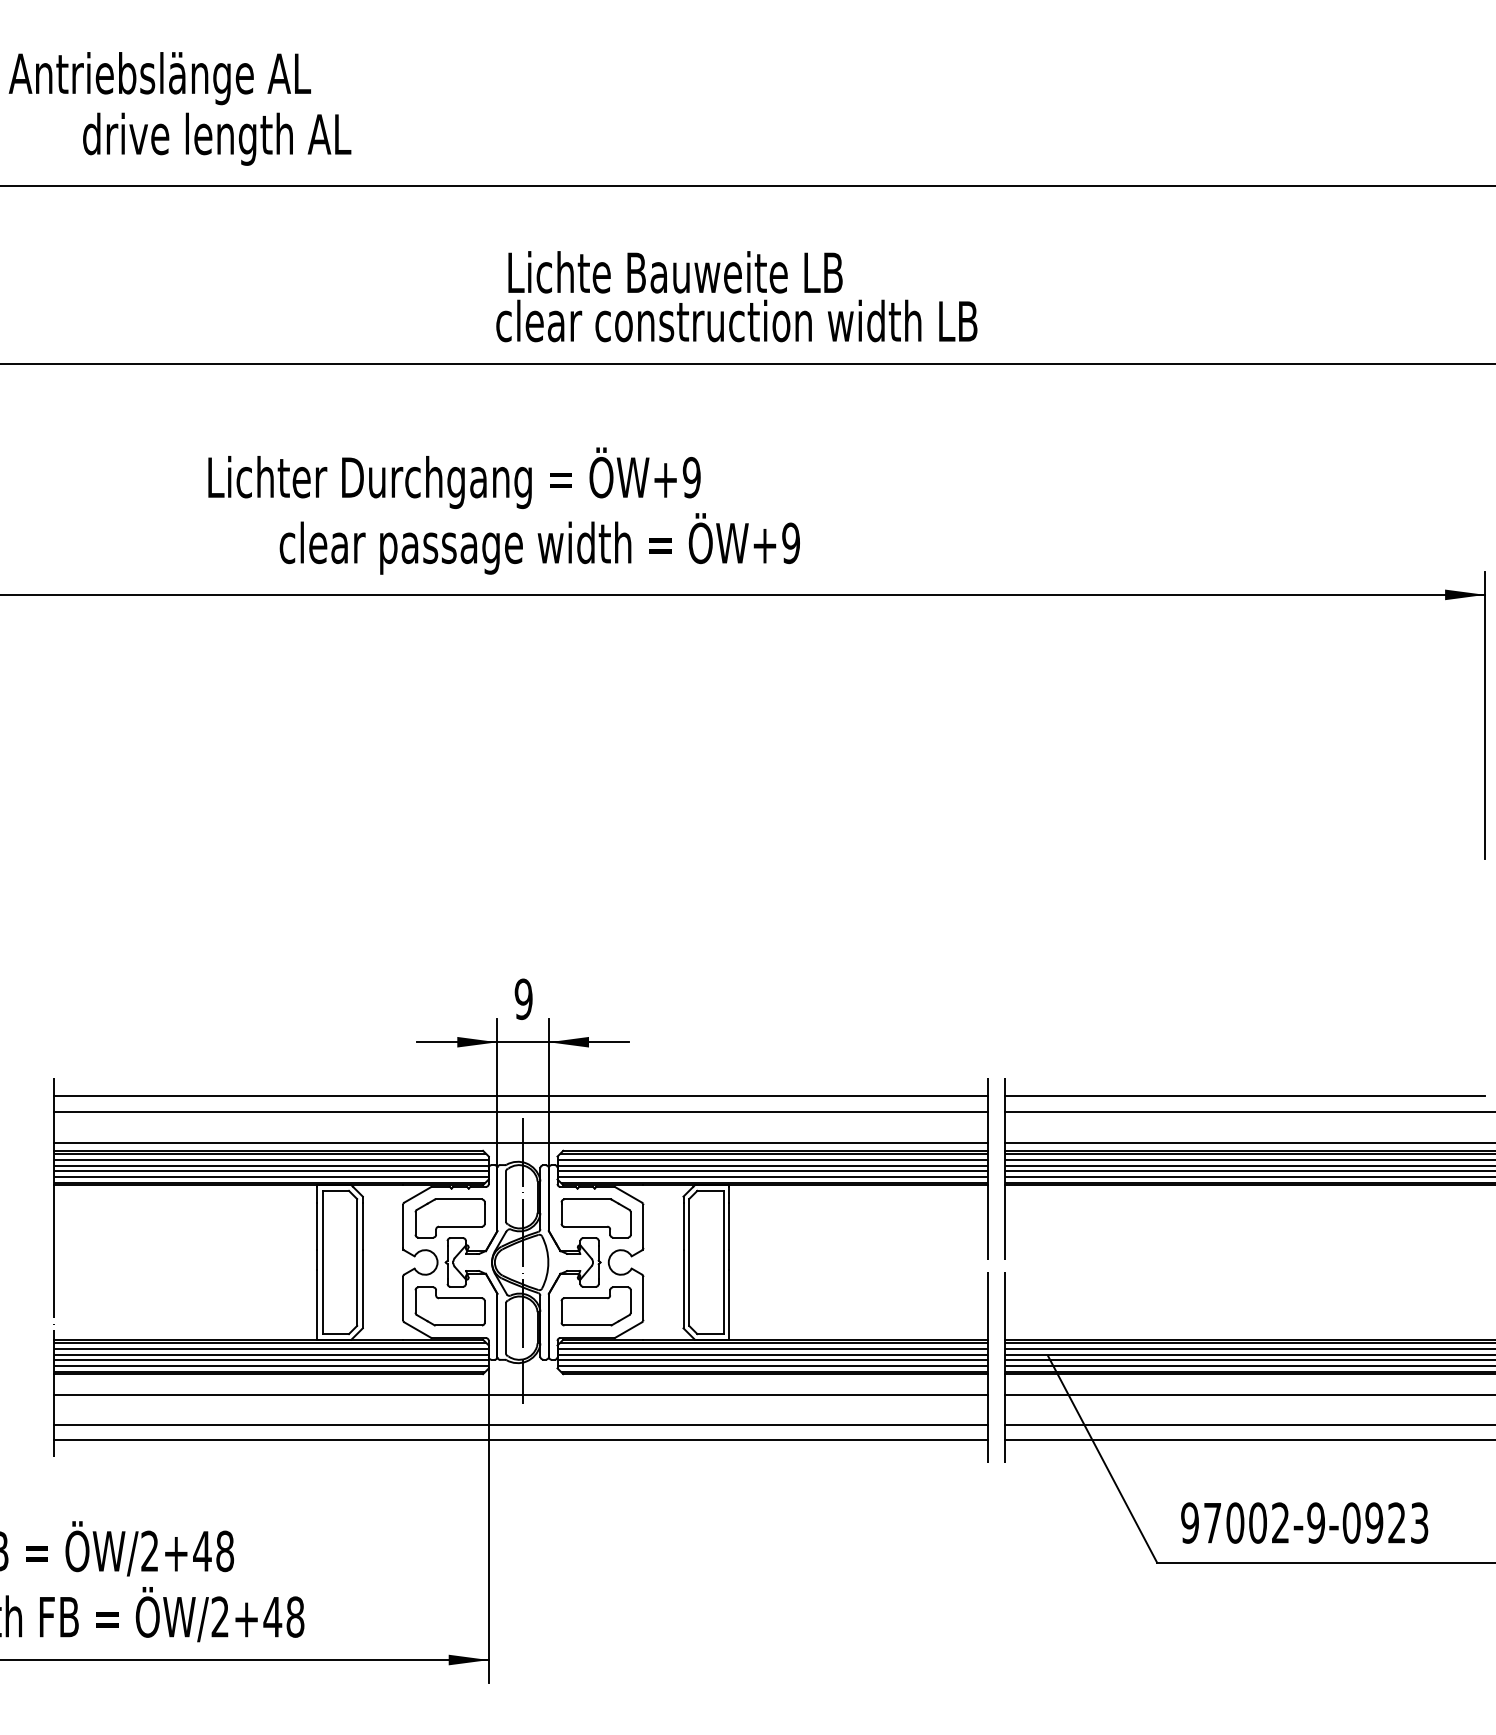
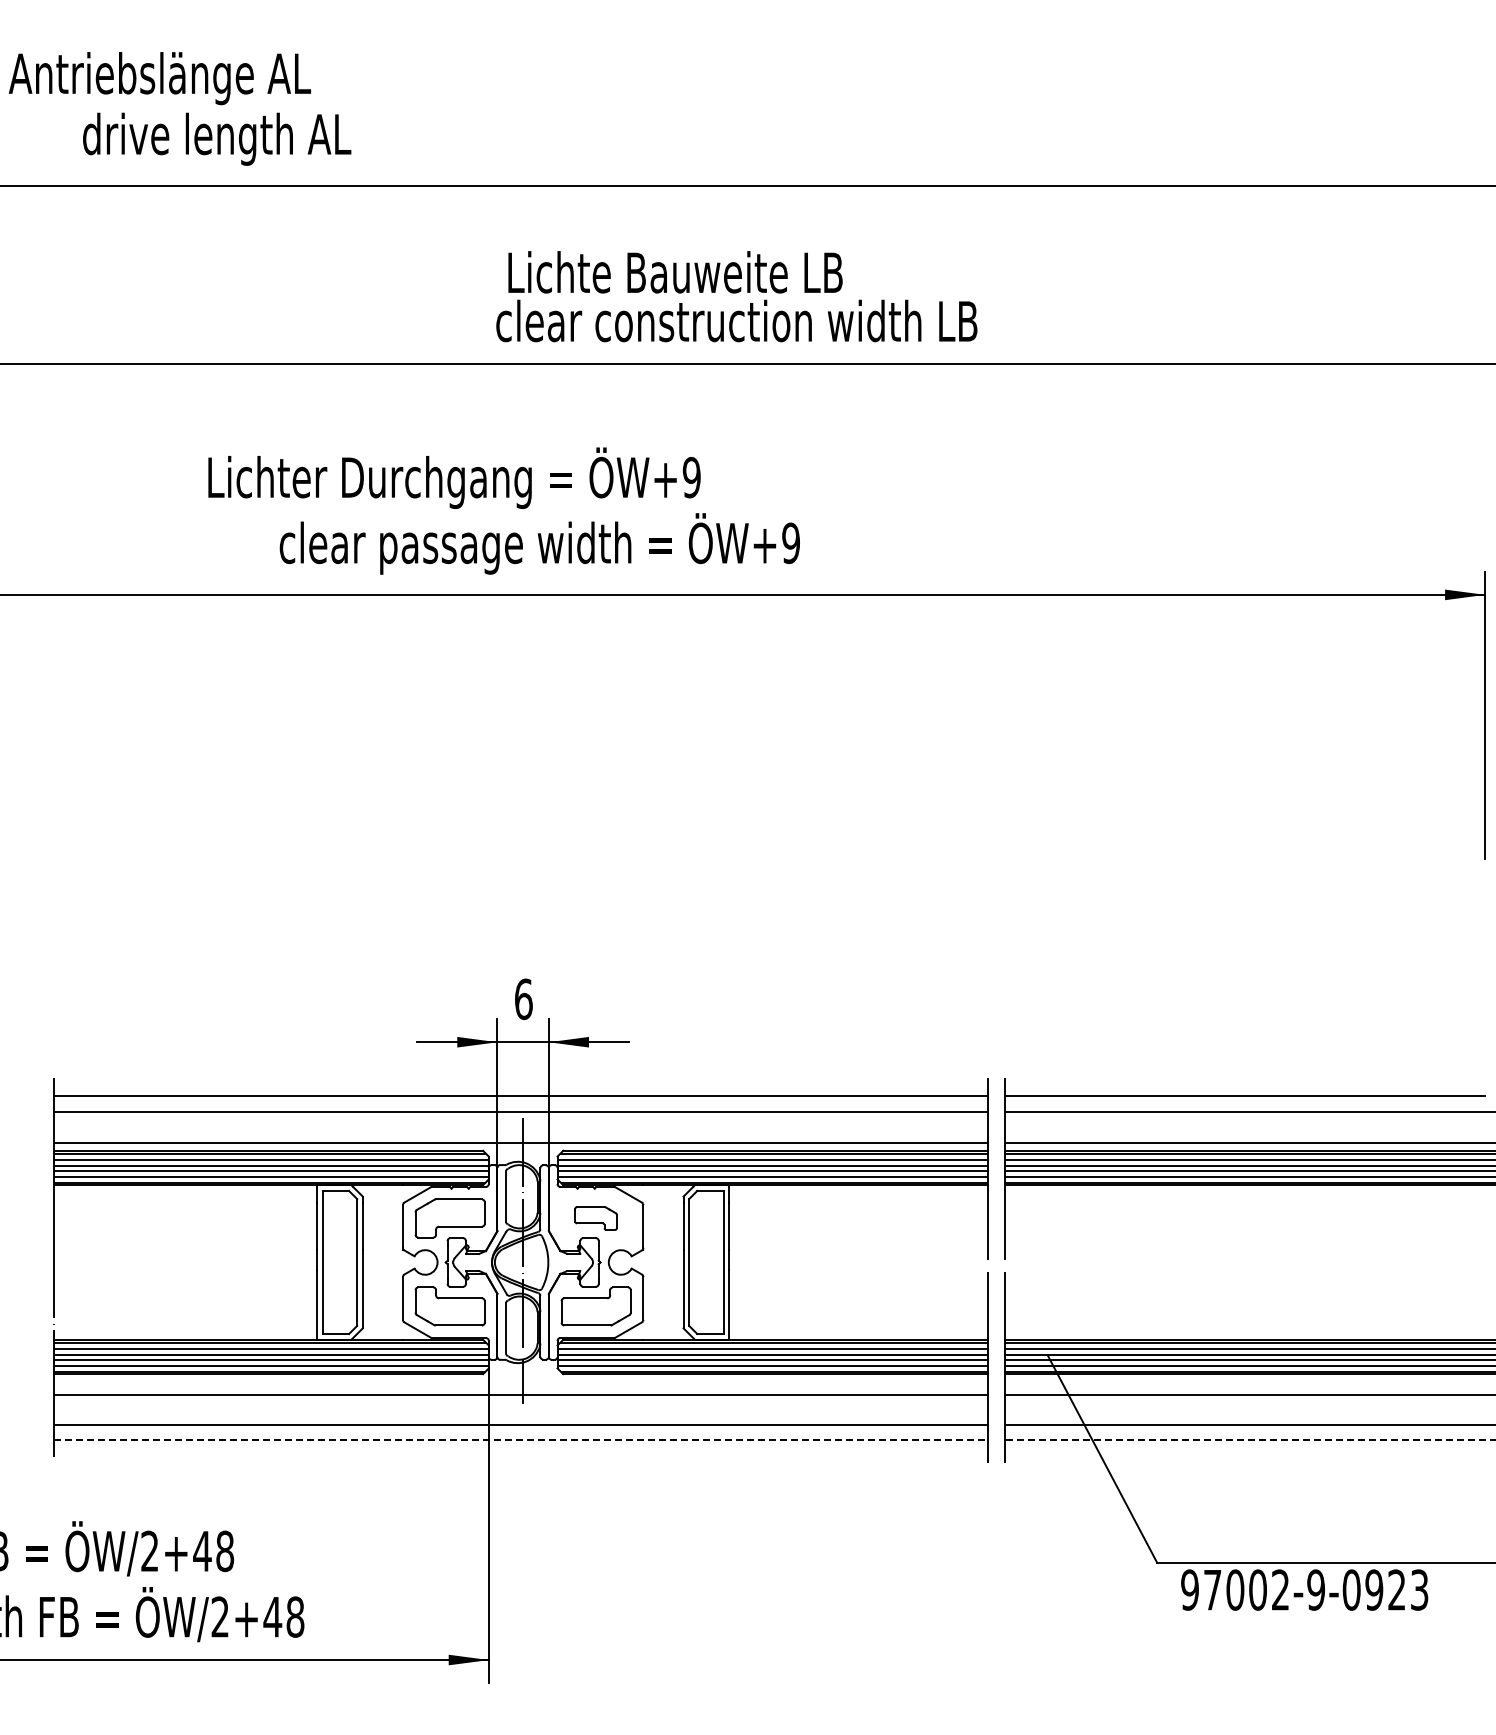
text: 9 -> 6 (523, 999)
part size: 72x41 px -> 44x25 px (595, 1218)
line: solid -> dashed (521, 1439)
line: solid -> dashed (1250, 1439)
text position: (1304, 1522) -> (1304, 1589) (1304, 1589)
